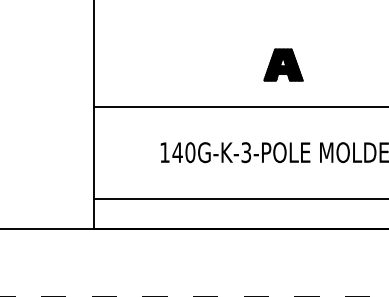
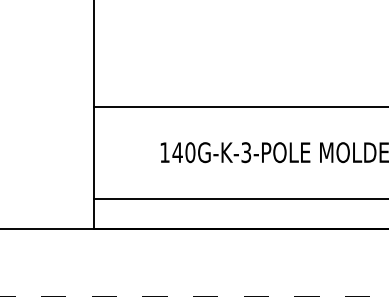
part: present -> none (283, 64)
